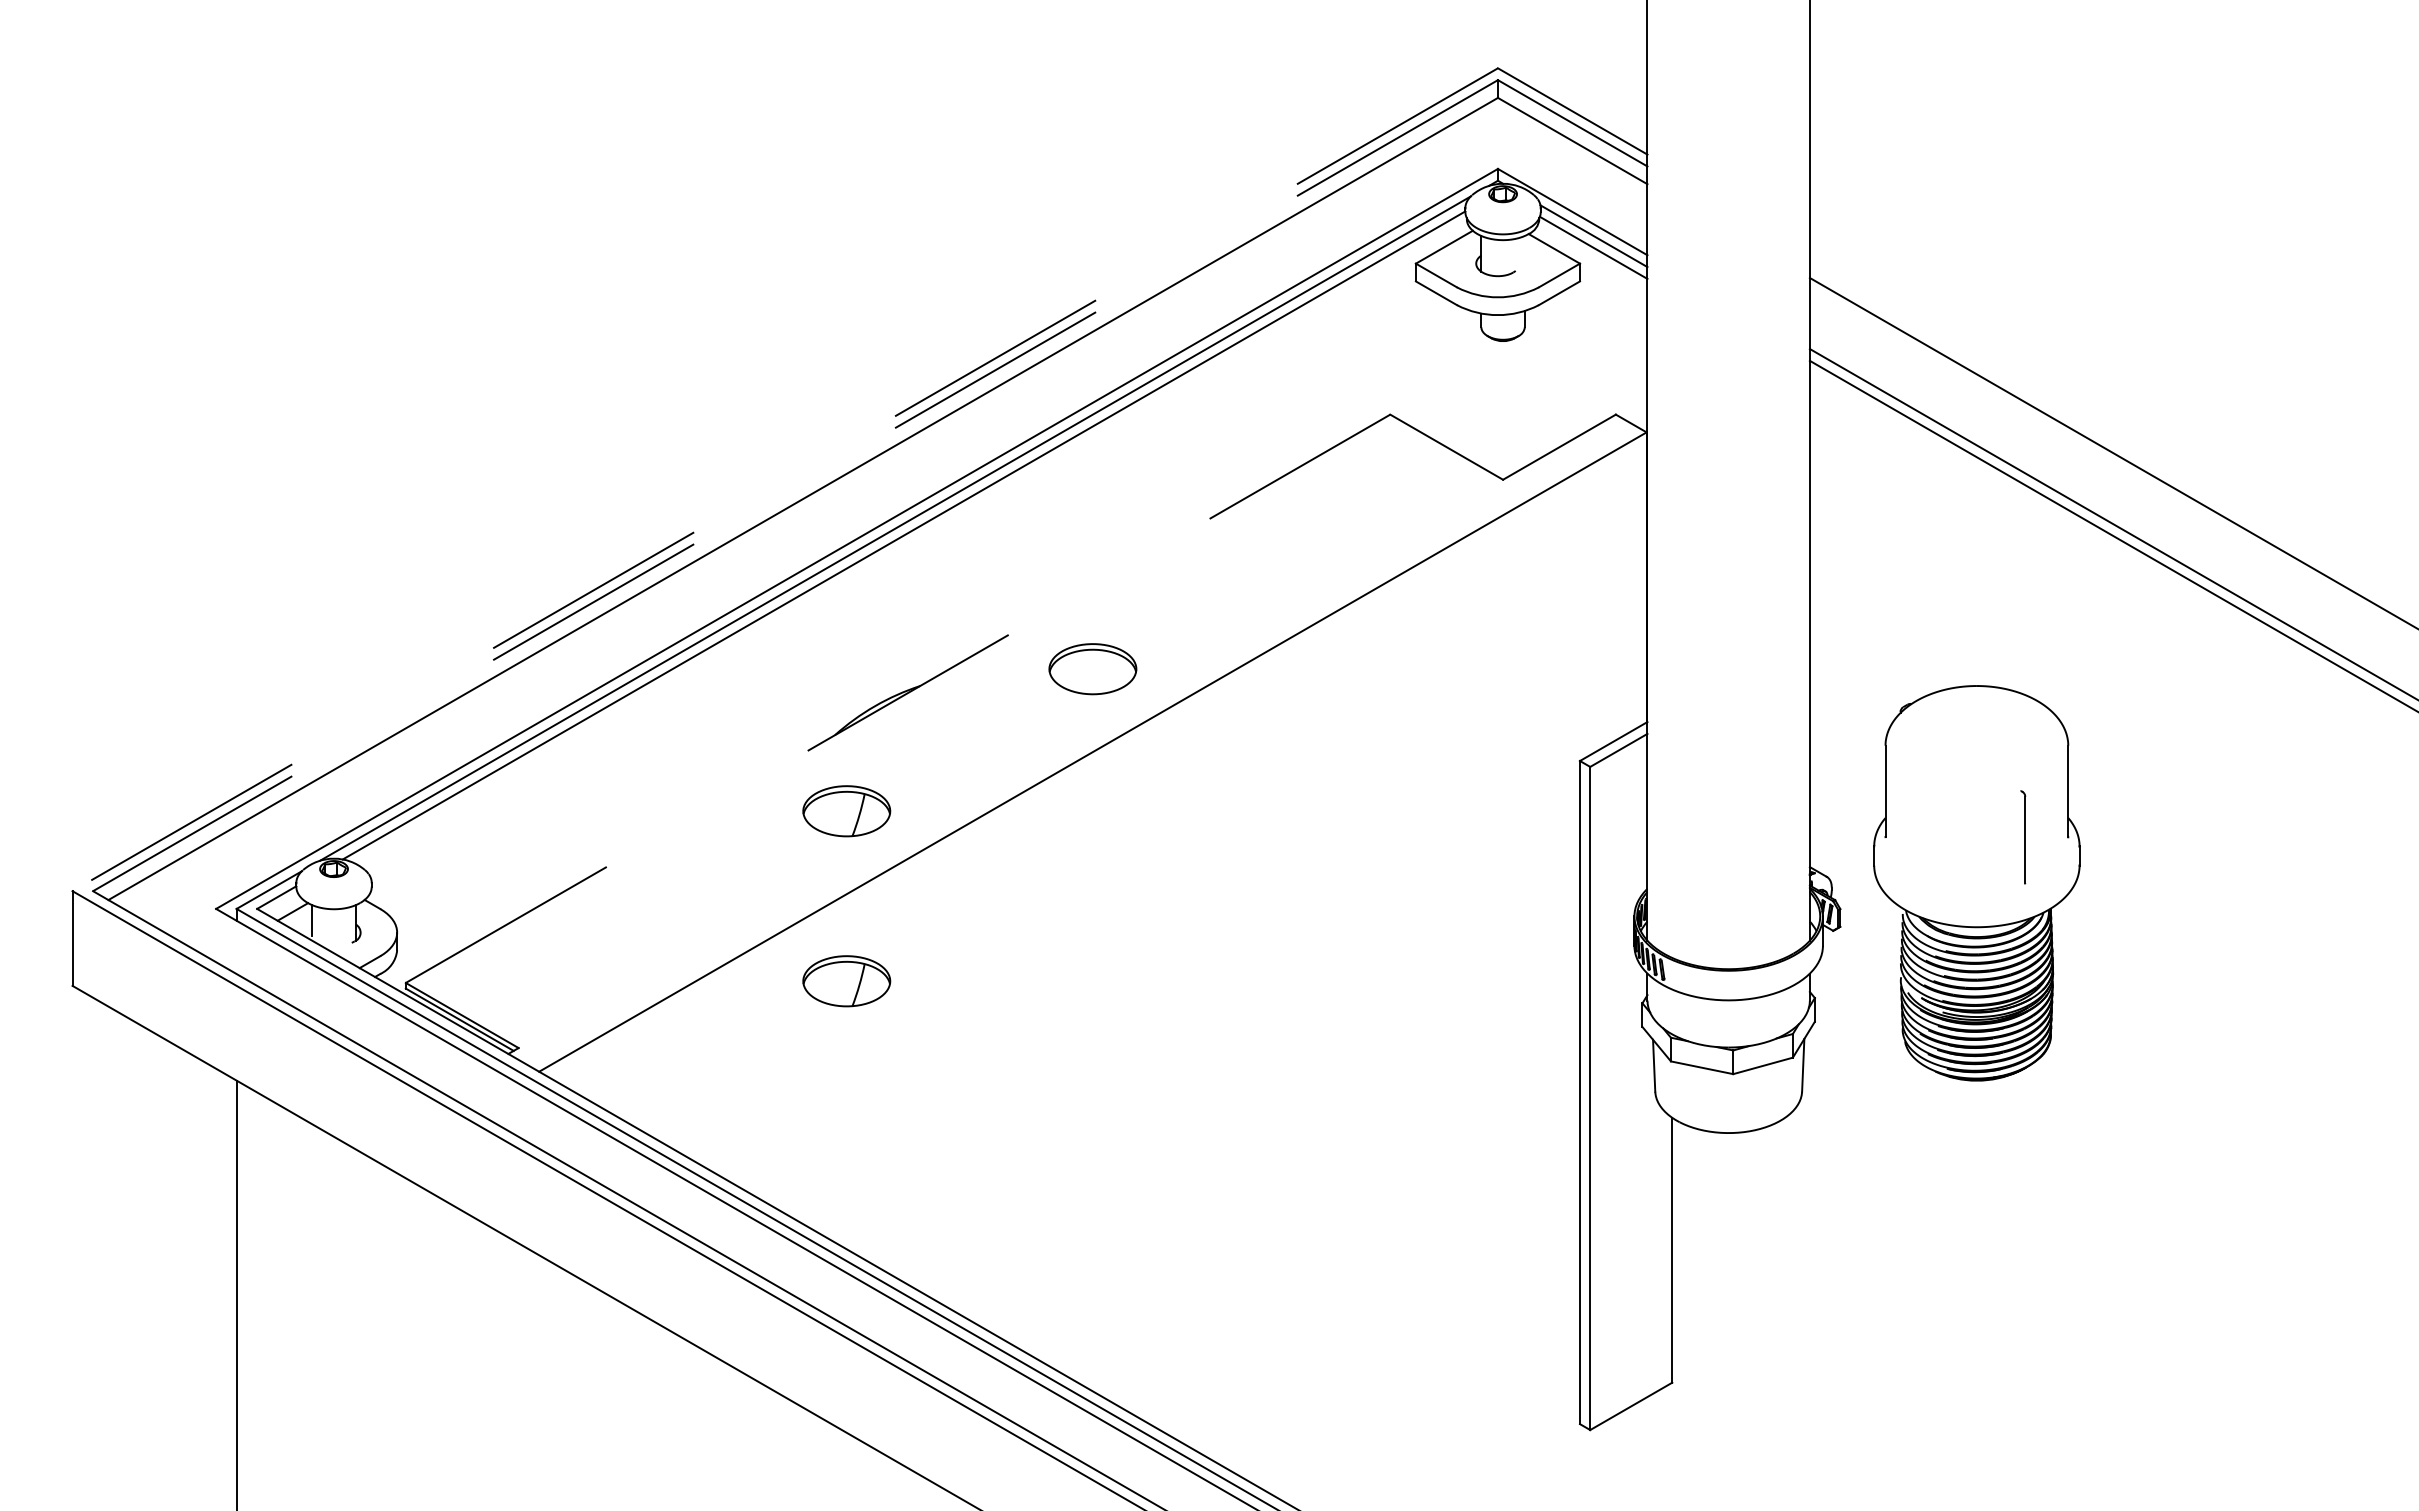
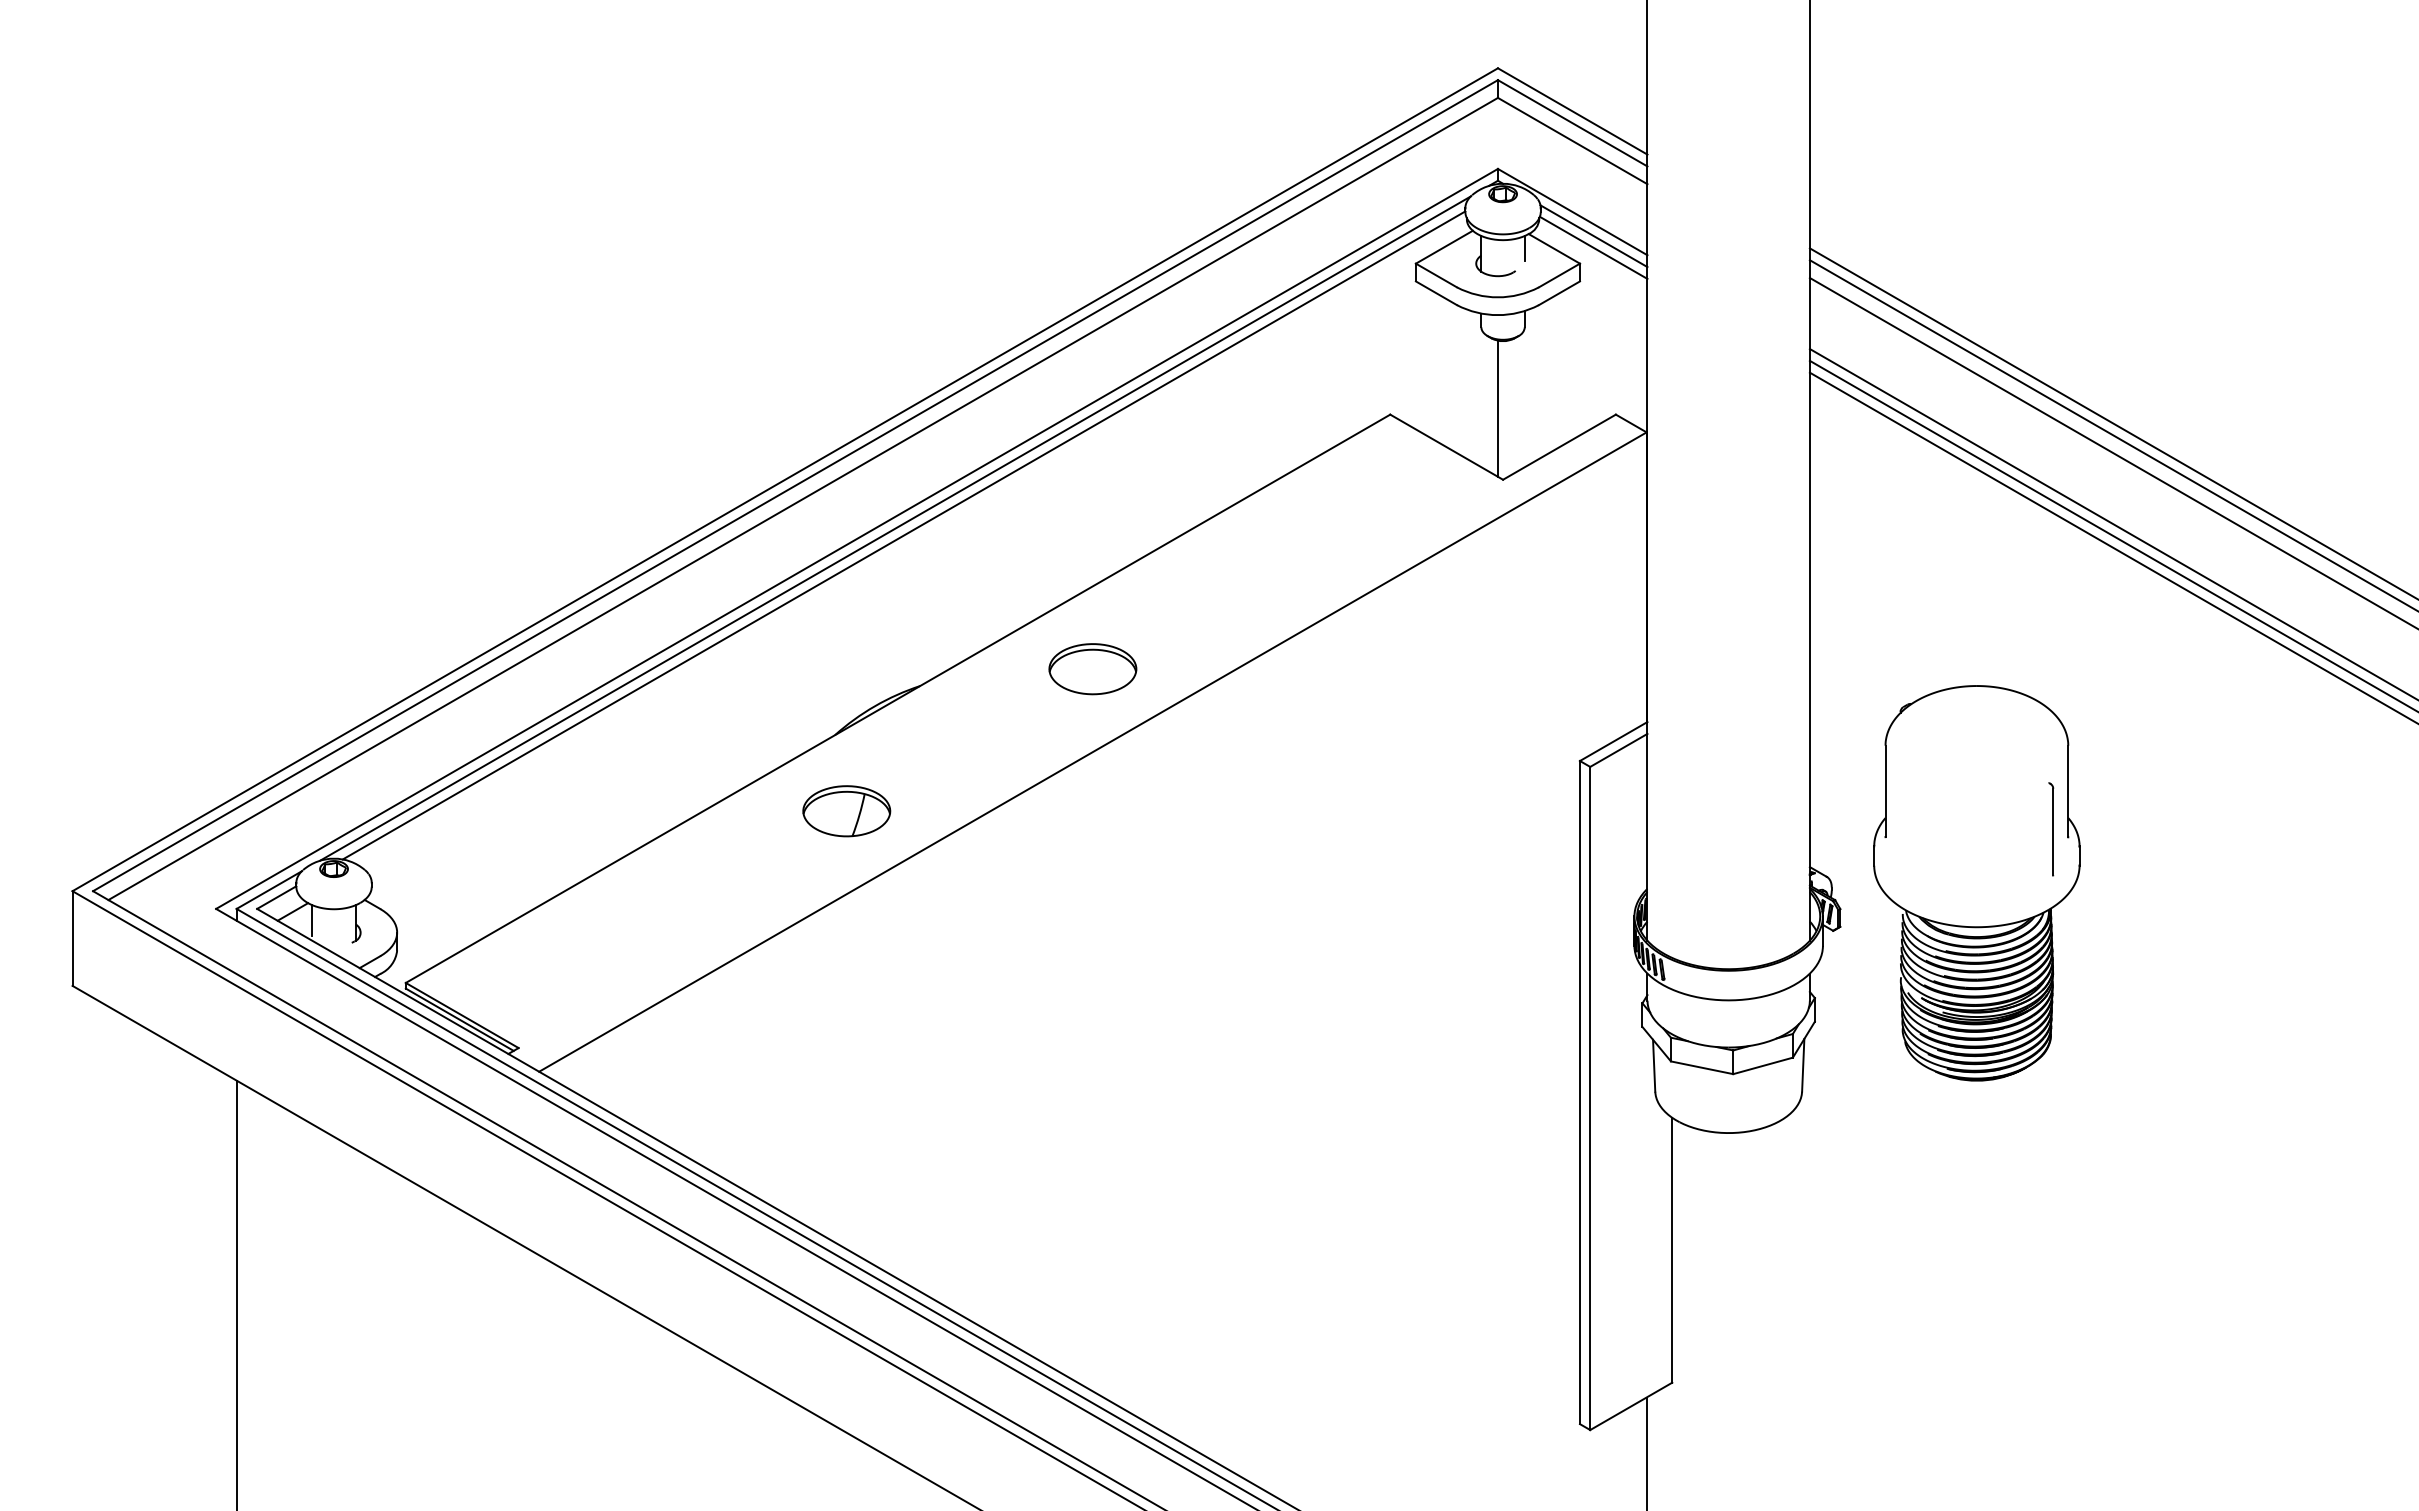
line: none -> present (1524, 248)
line: none -> present (1497, 408)
line: none -> present (2112, 422)
line: none -> present (2112, 434)
line: dashed -> solid (785, 479)
line: dashed -> solid (795, 485)
line: none -> present (2112, 547)
line: dashed -> solid (898, 698)
part position: (2023, 837) -> (2051, 829) (2051, 829)
part: present -> none (846, 981)
line: none -> present (1646, 1452)
